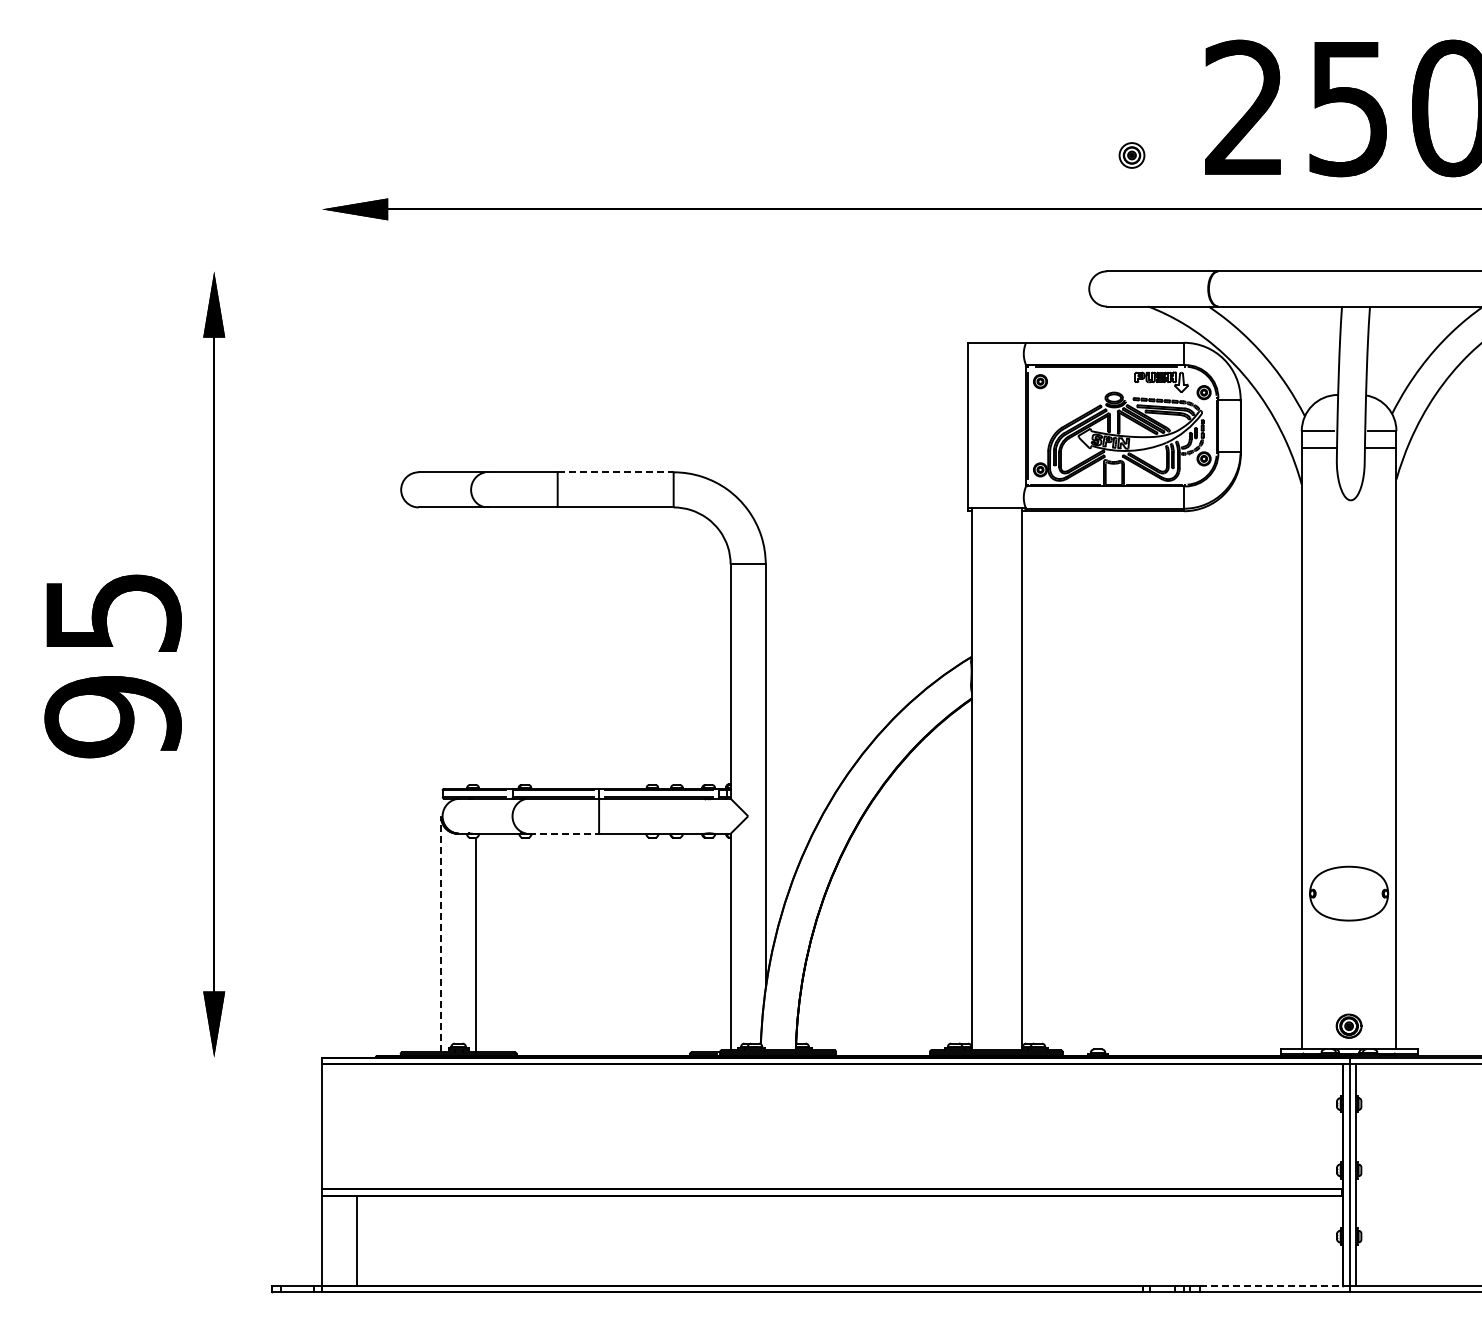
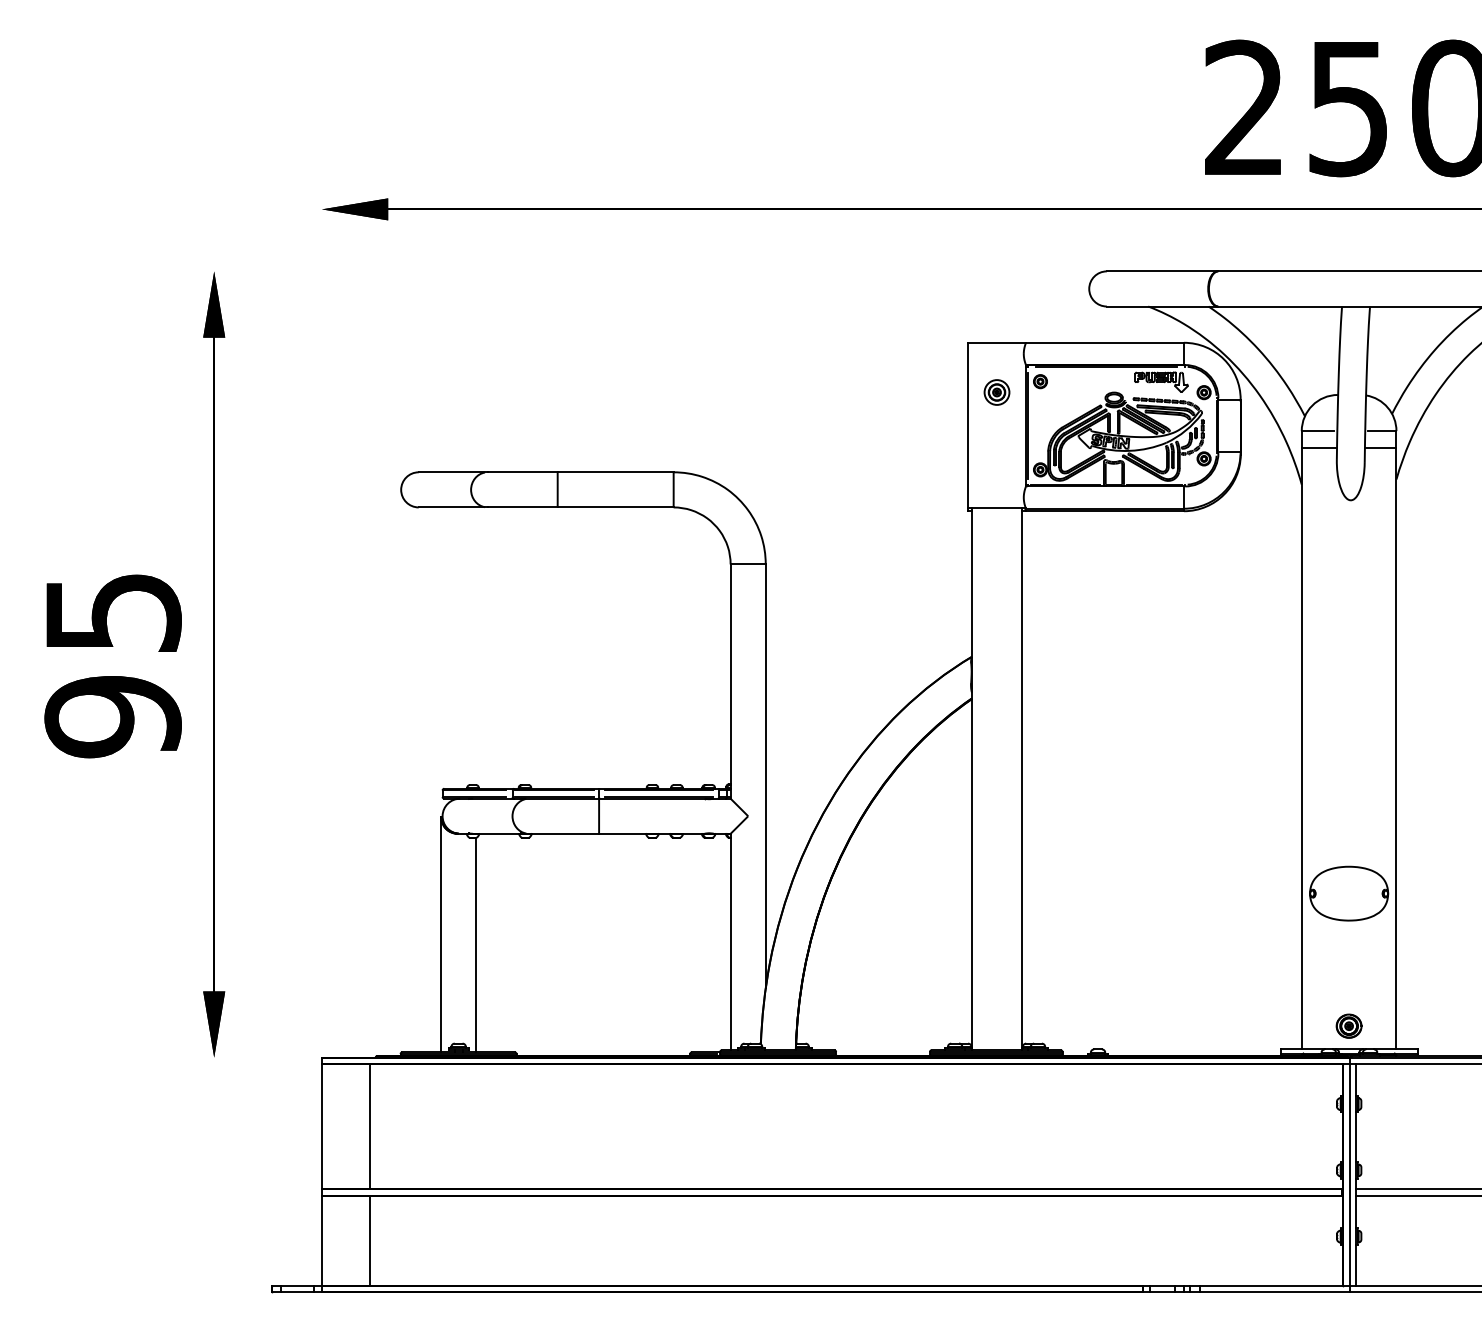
part position: (1131, 155) -> (996, 392) (996, 392)
line: dashed -> solid (615, 472)
line: dashed -> solid (564, 833)
line: dashed -> solid (441, 934)
line: none -> present (369, 1126)
line: none -> present (1417, 1189)
line: none -> present (1417, 1196)
line position: (356, 1240) -> (369, 1240) (369, 1240)
line: dashed -> solid (1271, 1285)
